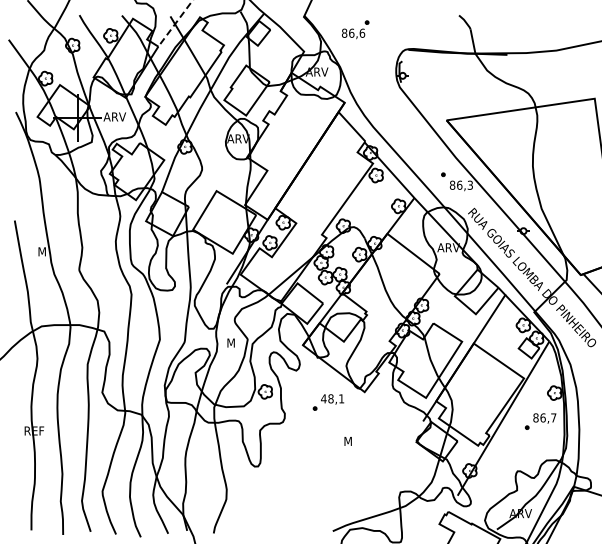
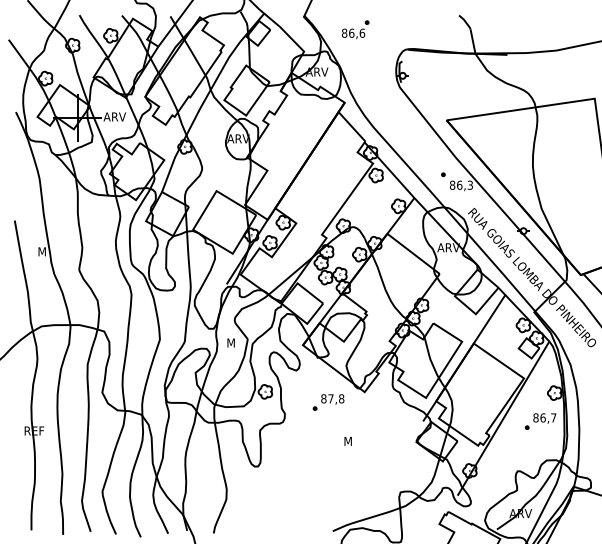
line: dashed -> solid (175, 23)
text: 48,1 -> 87,8 (332, 398)
